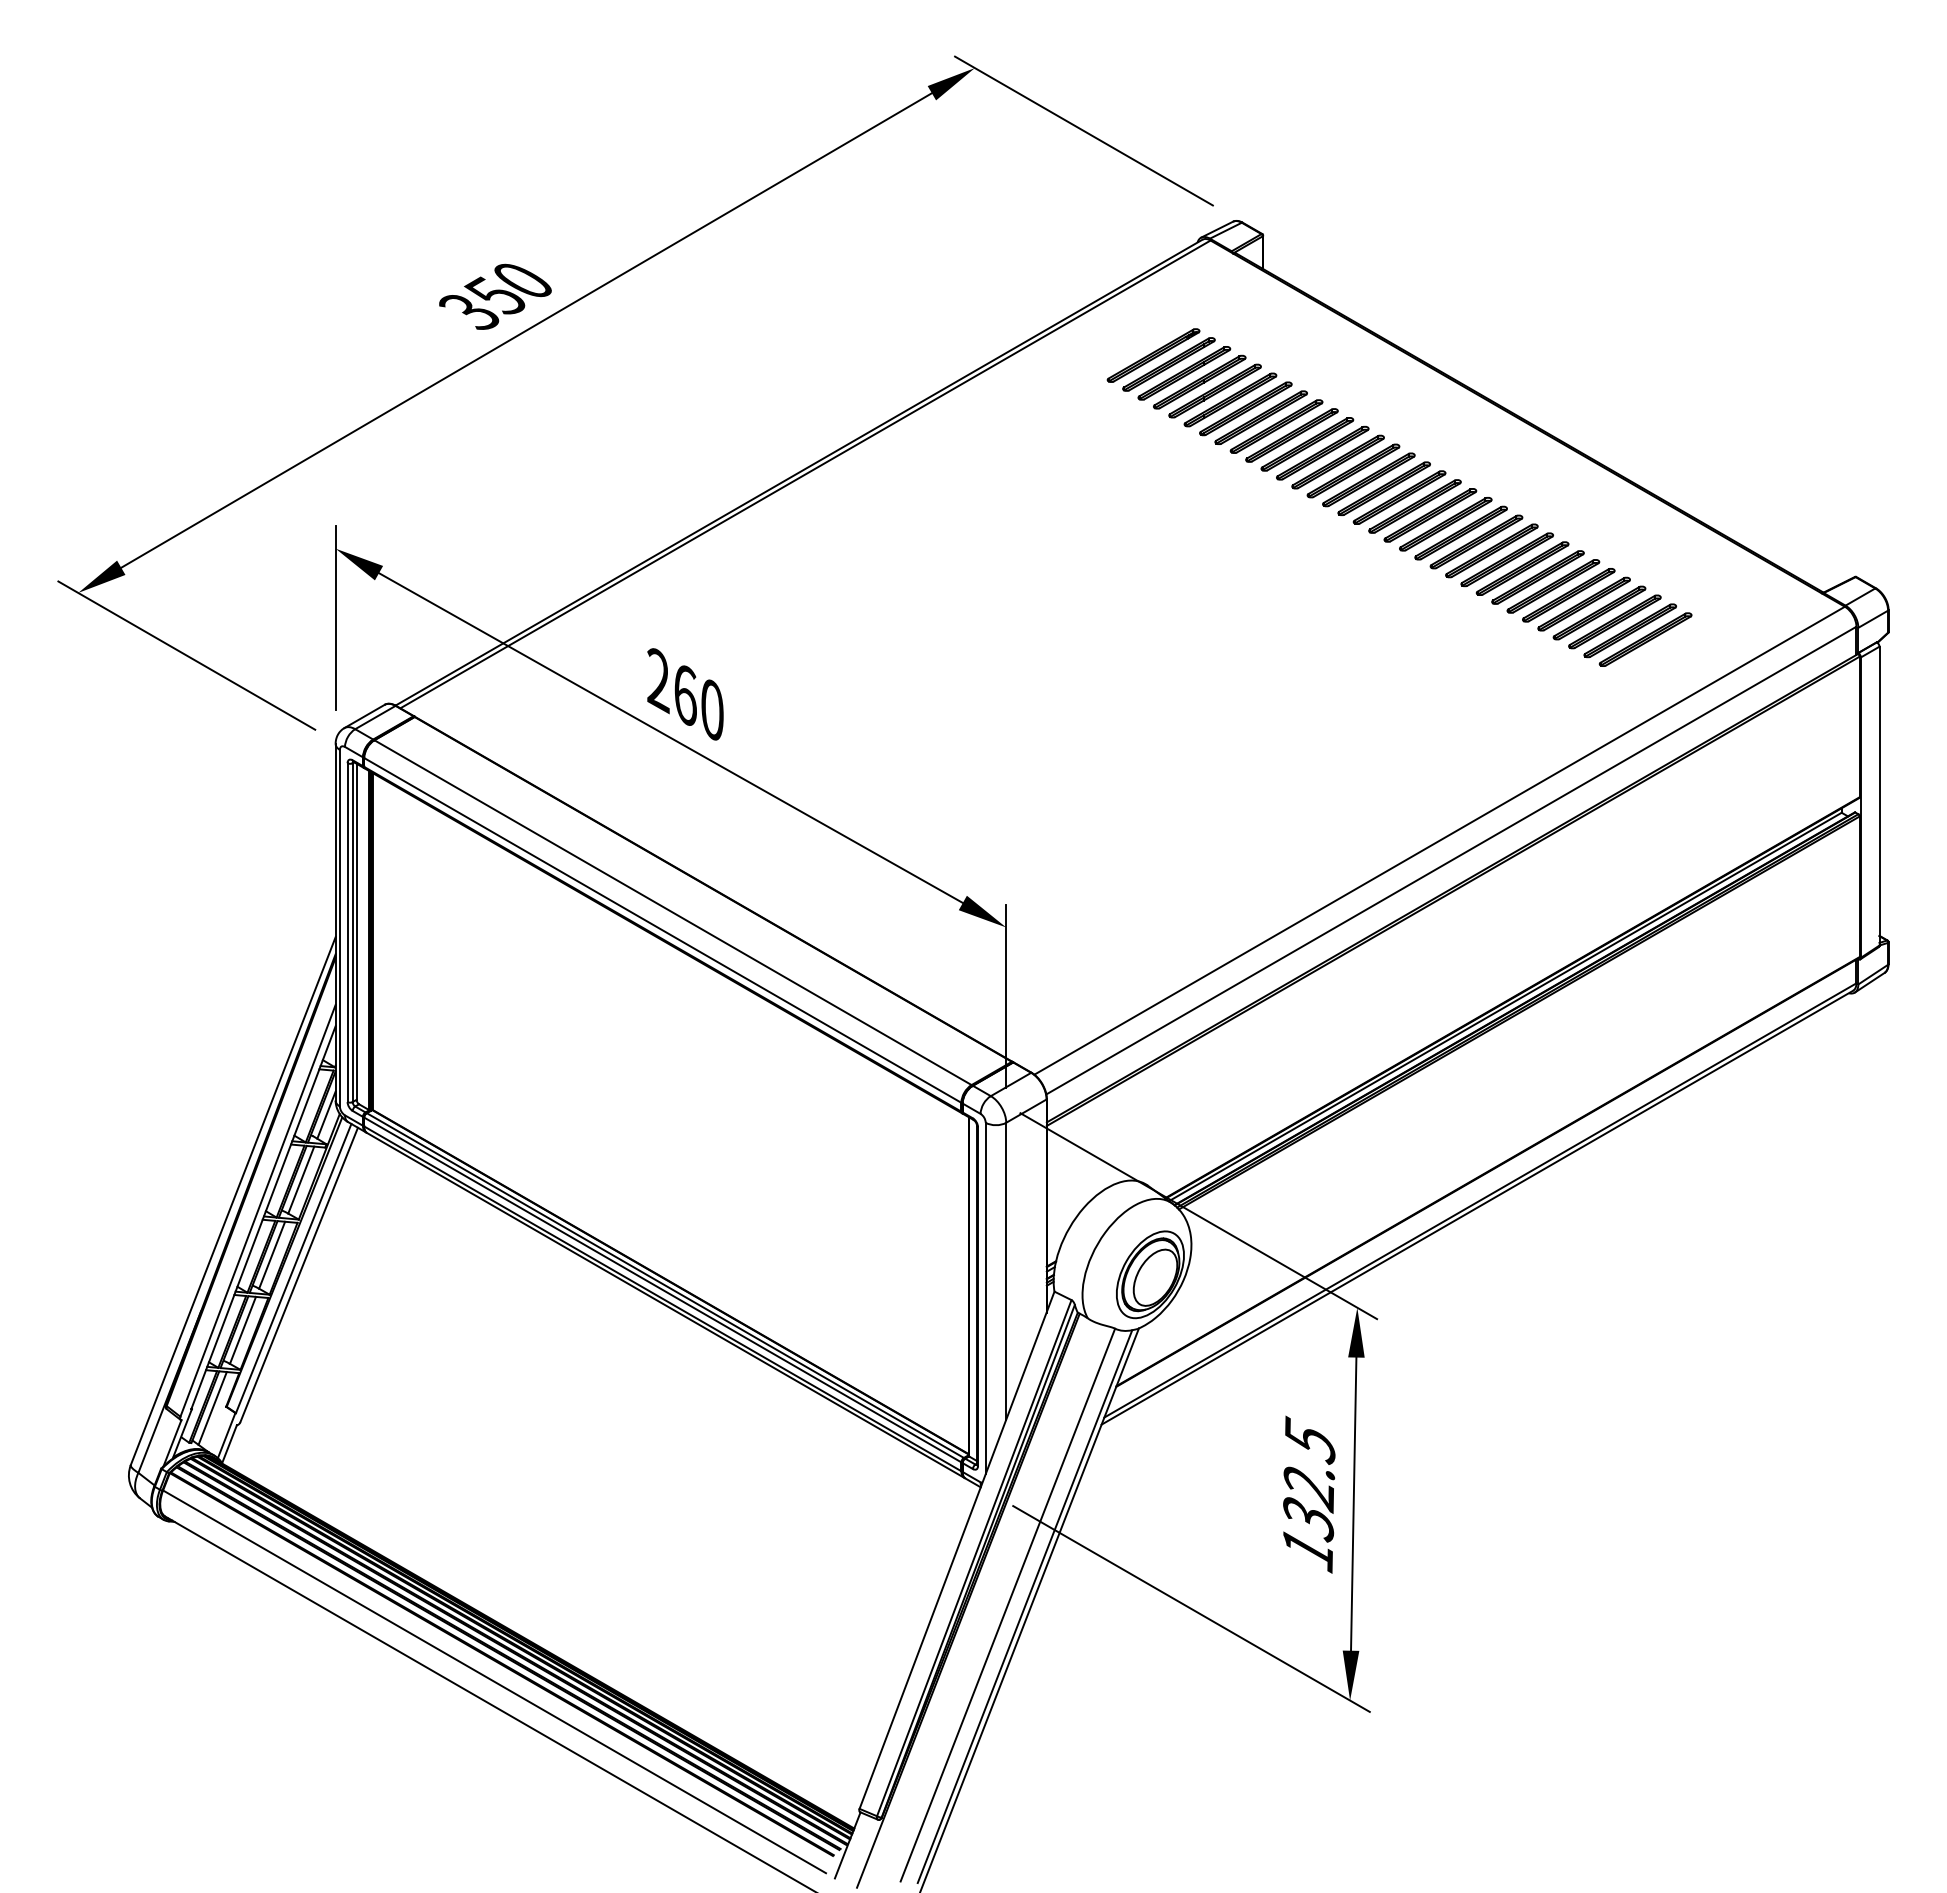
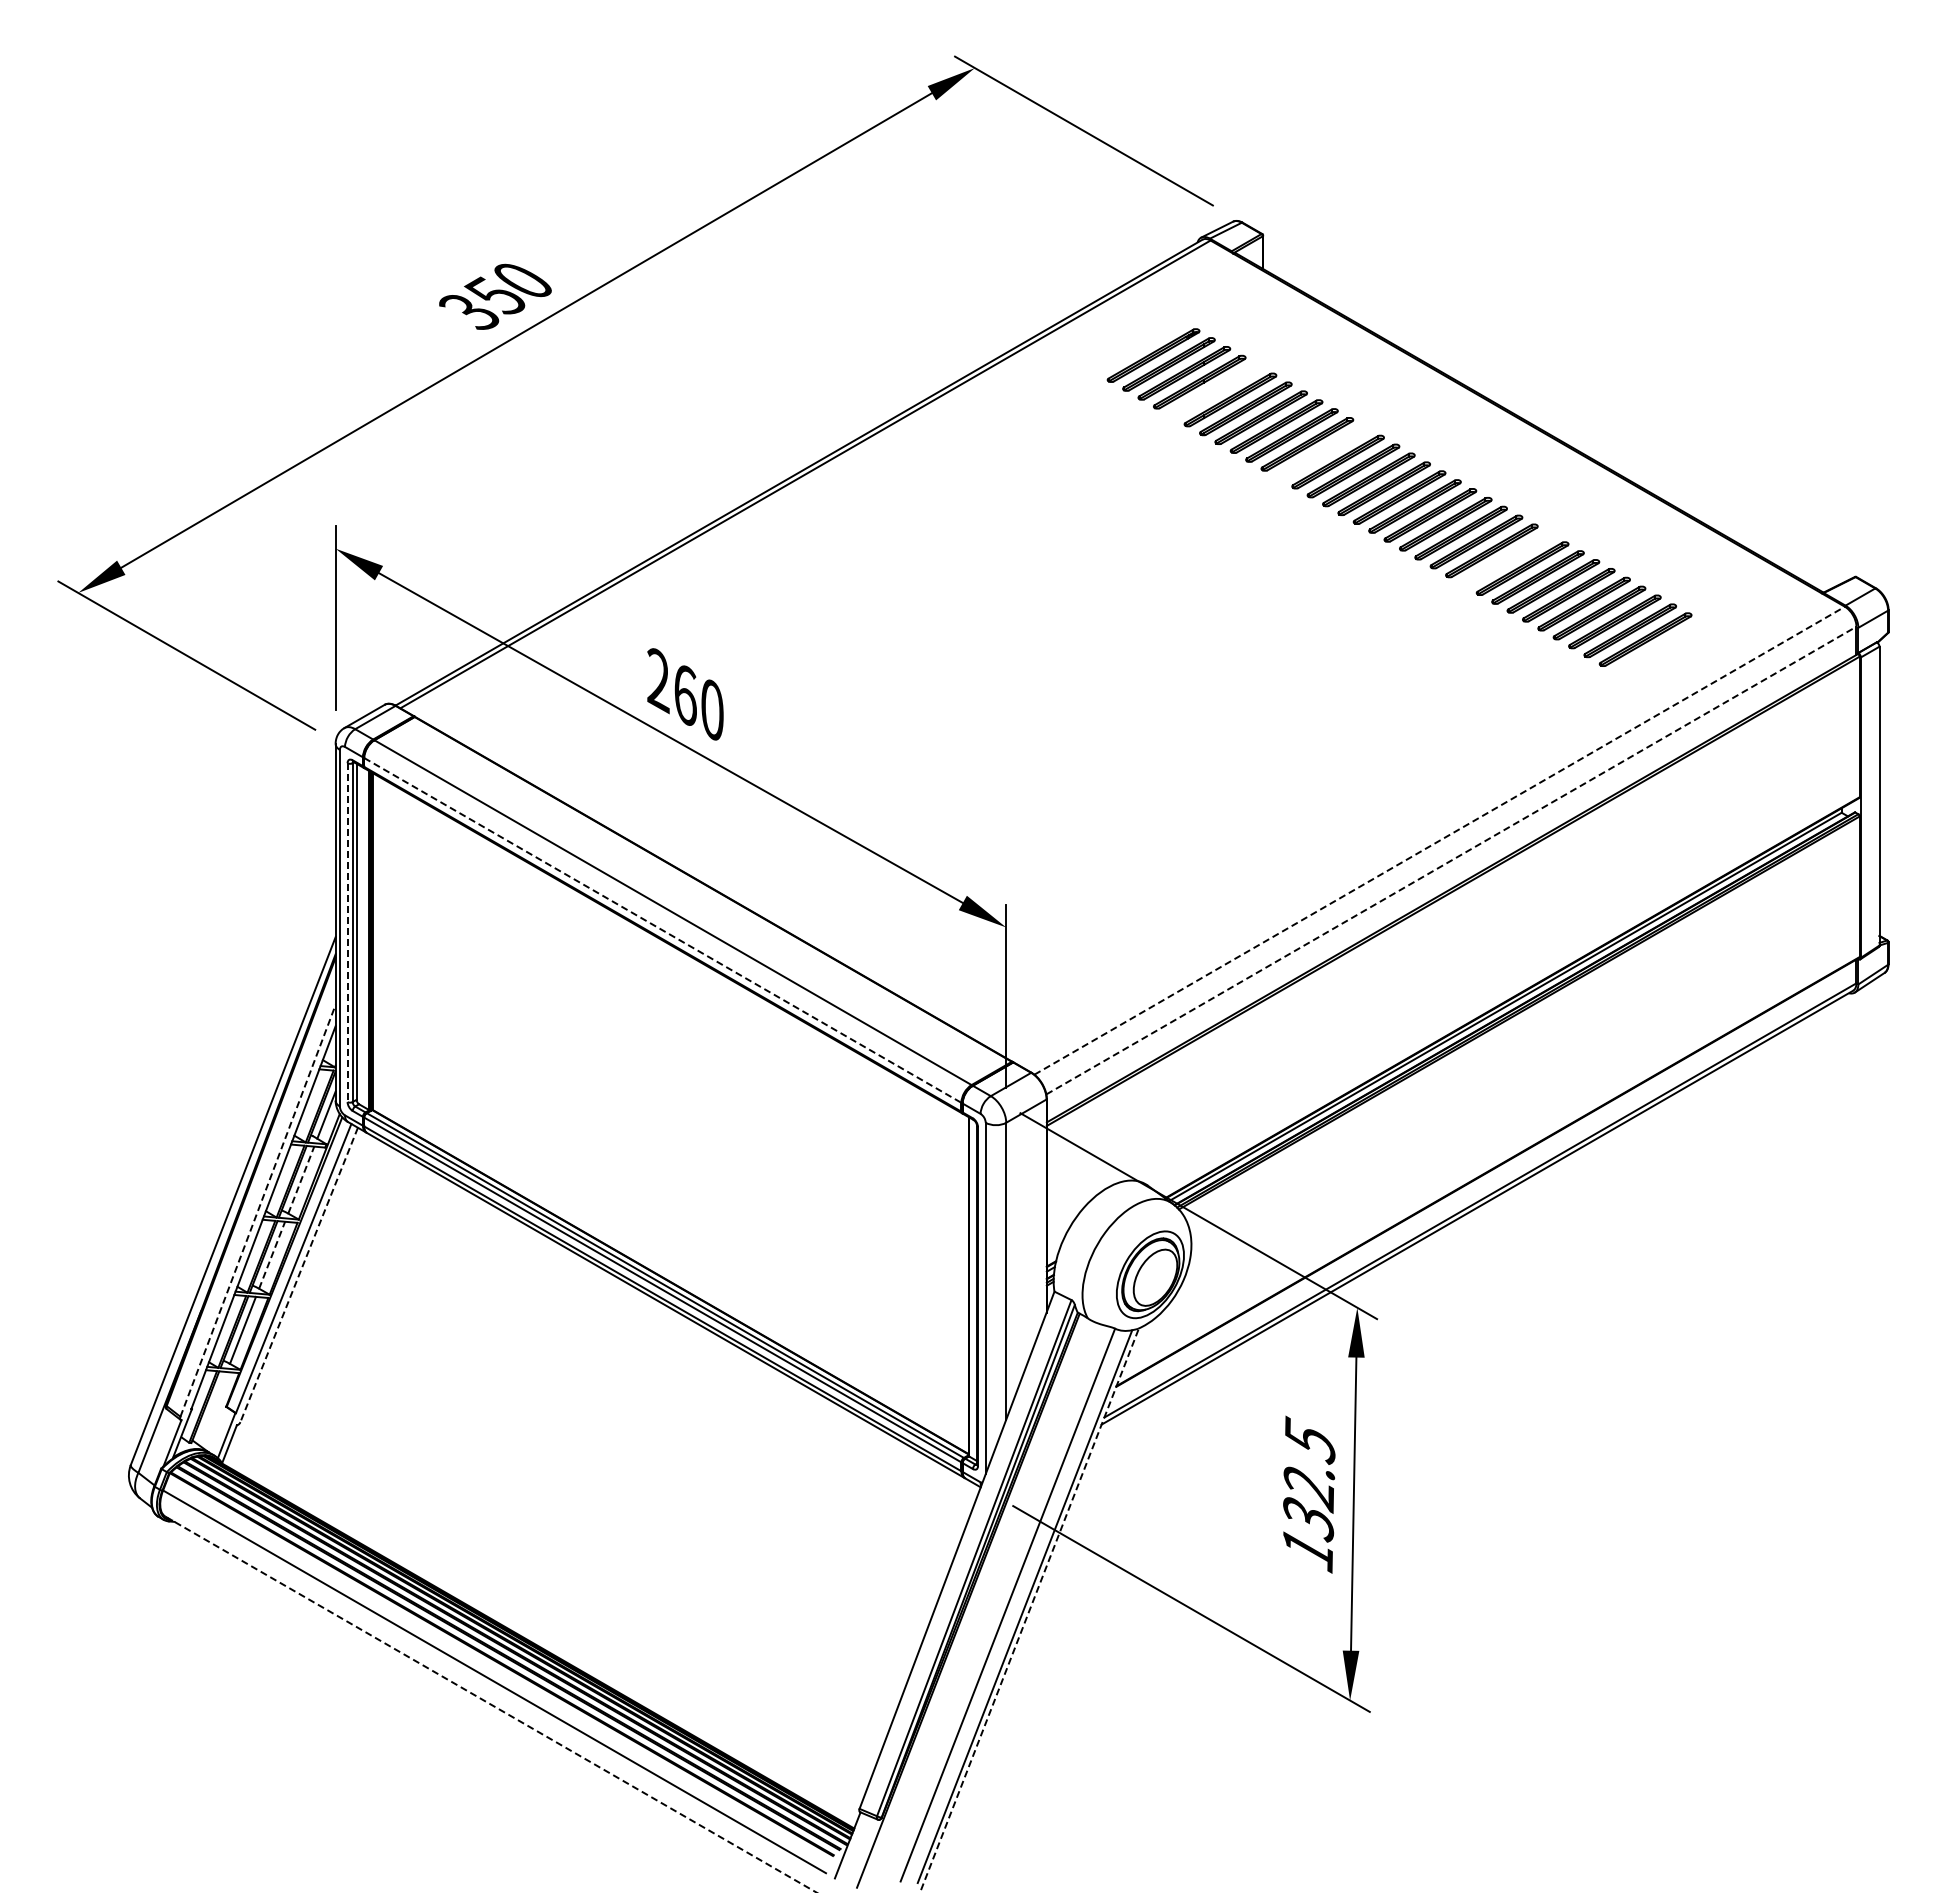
part: present -> none (1214, 390)
part: present -> none (1322, 452)
part: present -> none (1506, 559)
line: solid -> dashed (1439, 840)
line: solid -> dashed (1451, 860)
line: solid -> dashed (662, 930)
line: solid -> dashed (347, 933)
line: solid -> dashed (301, 1180)
line: solid -> dashed (258, 1210)
line: solid -> dashed (272, 1255)
line: solid -> dashed (299, 1275)
line: present -> none (212, 1408)
line: solid -> dashed (1029, 1610)
line: solid -> dashed (491, 1704)
